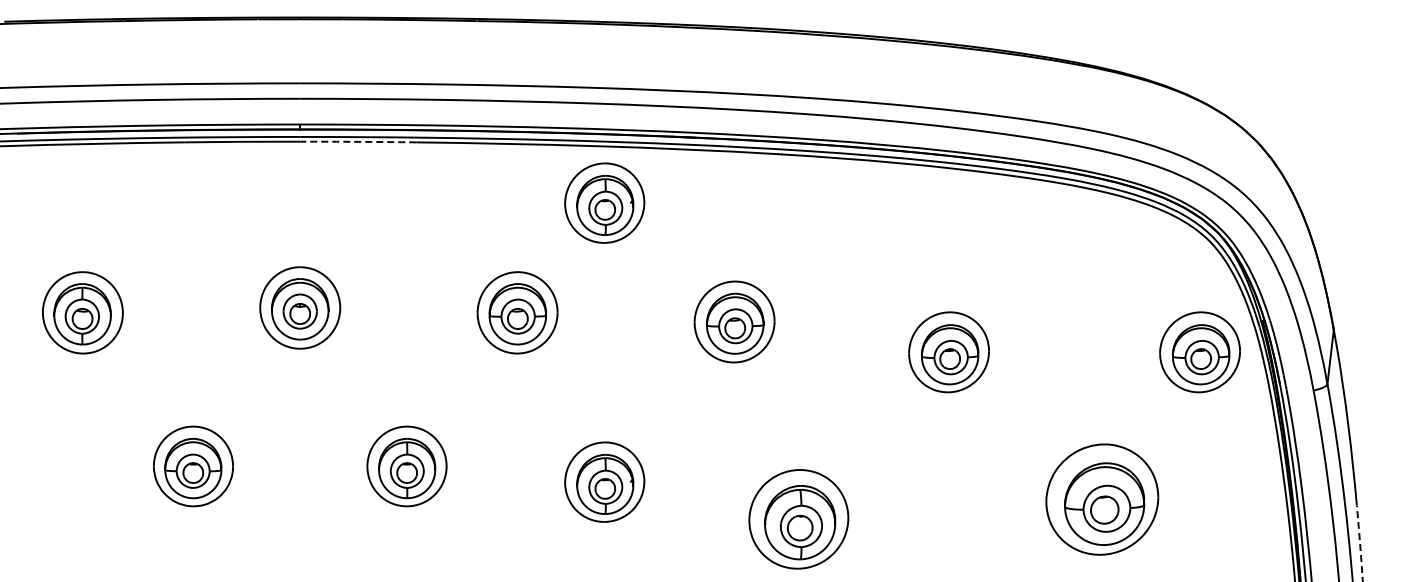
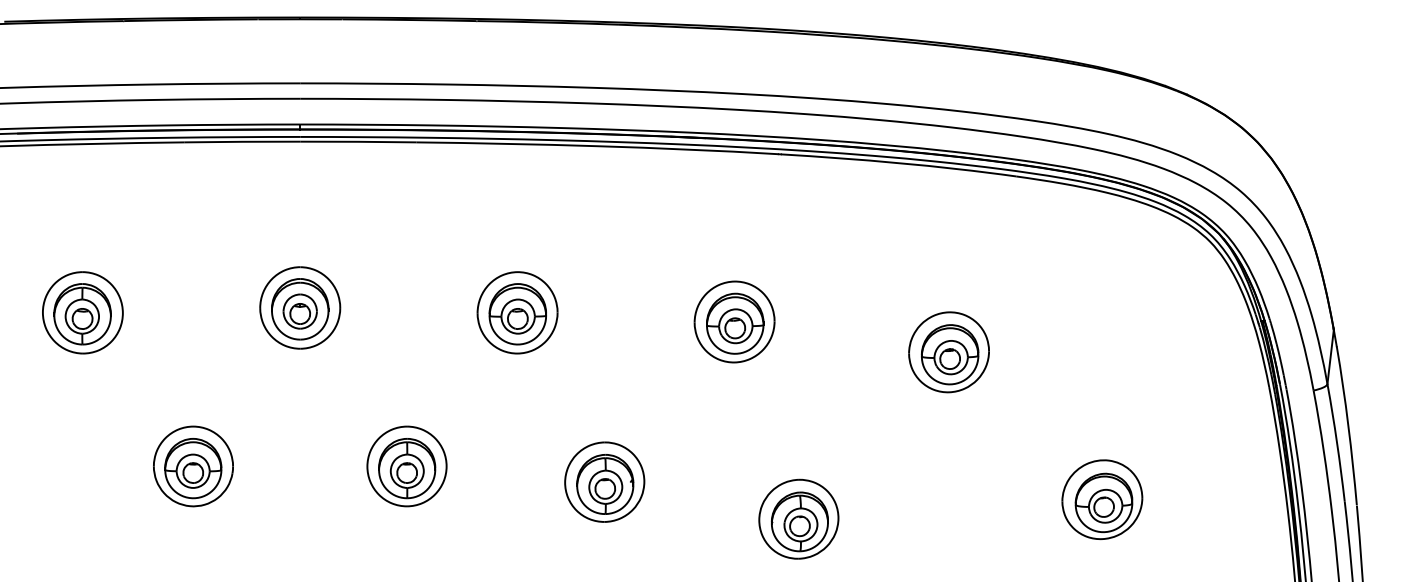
arc: dashed -> solid (358, 141)
part: present -> none (604, 202)
part: present -> none (1199, 352)
part size: 115x113 px -> 83x82 px (1102, 499)
part size: 102x101 px -> 82x82 px (798, 518)
arc: dashed -> solid (1360, 543)
